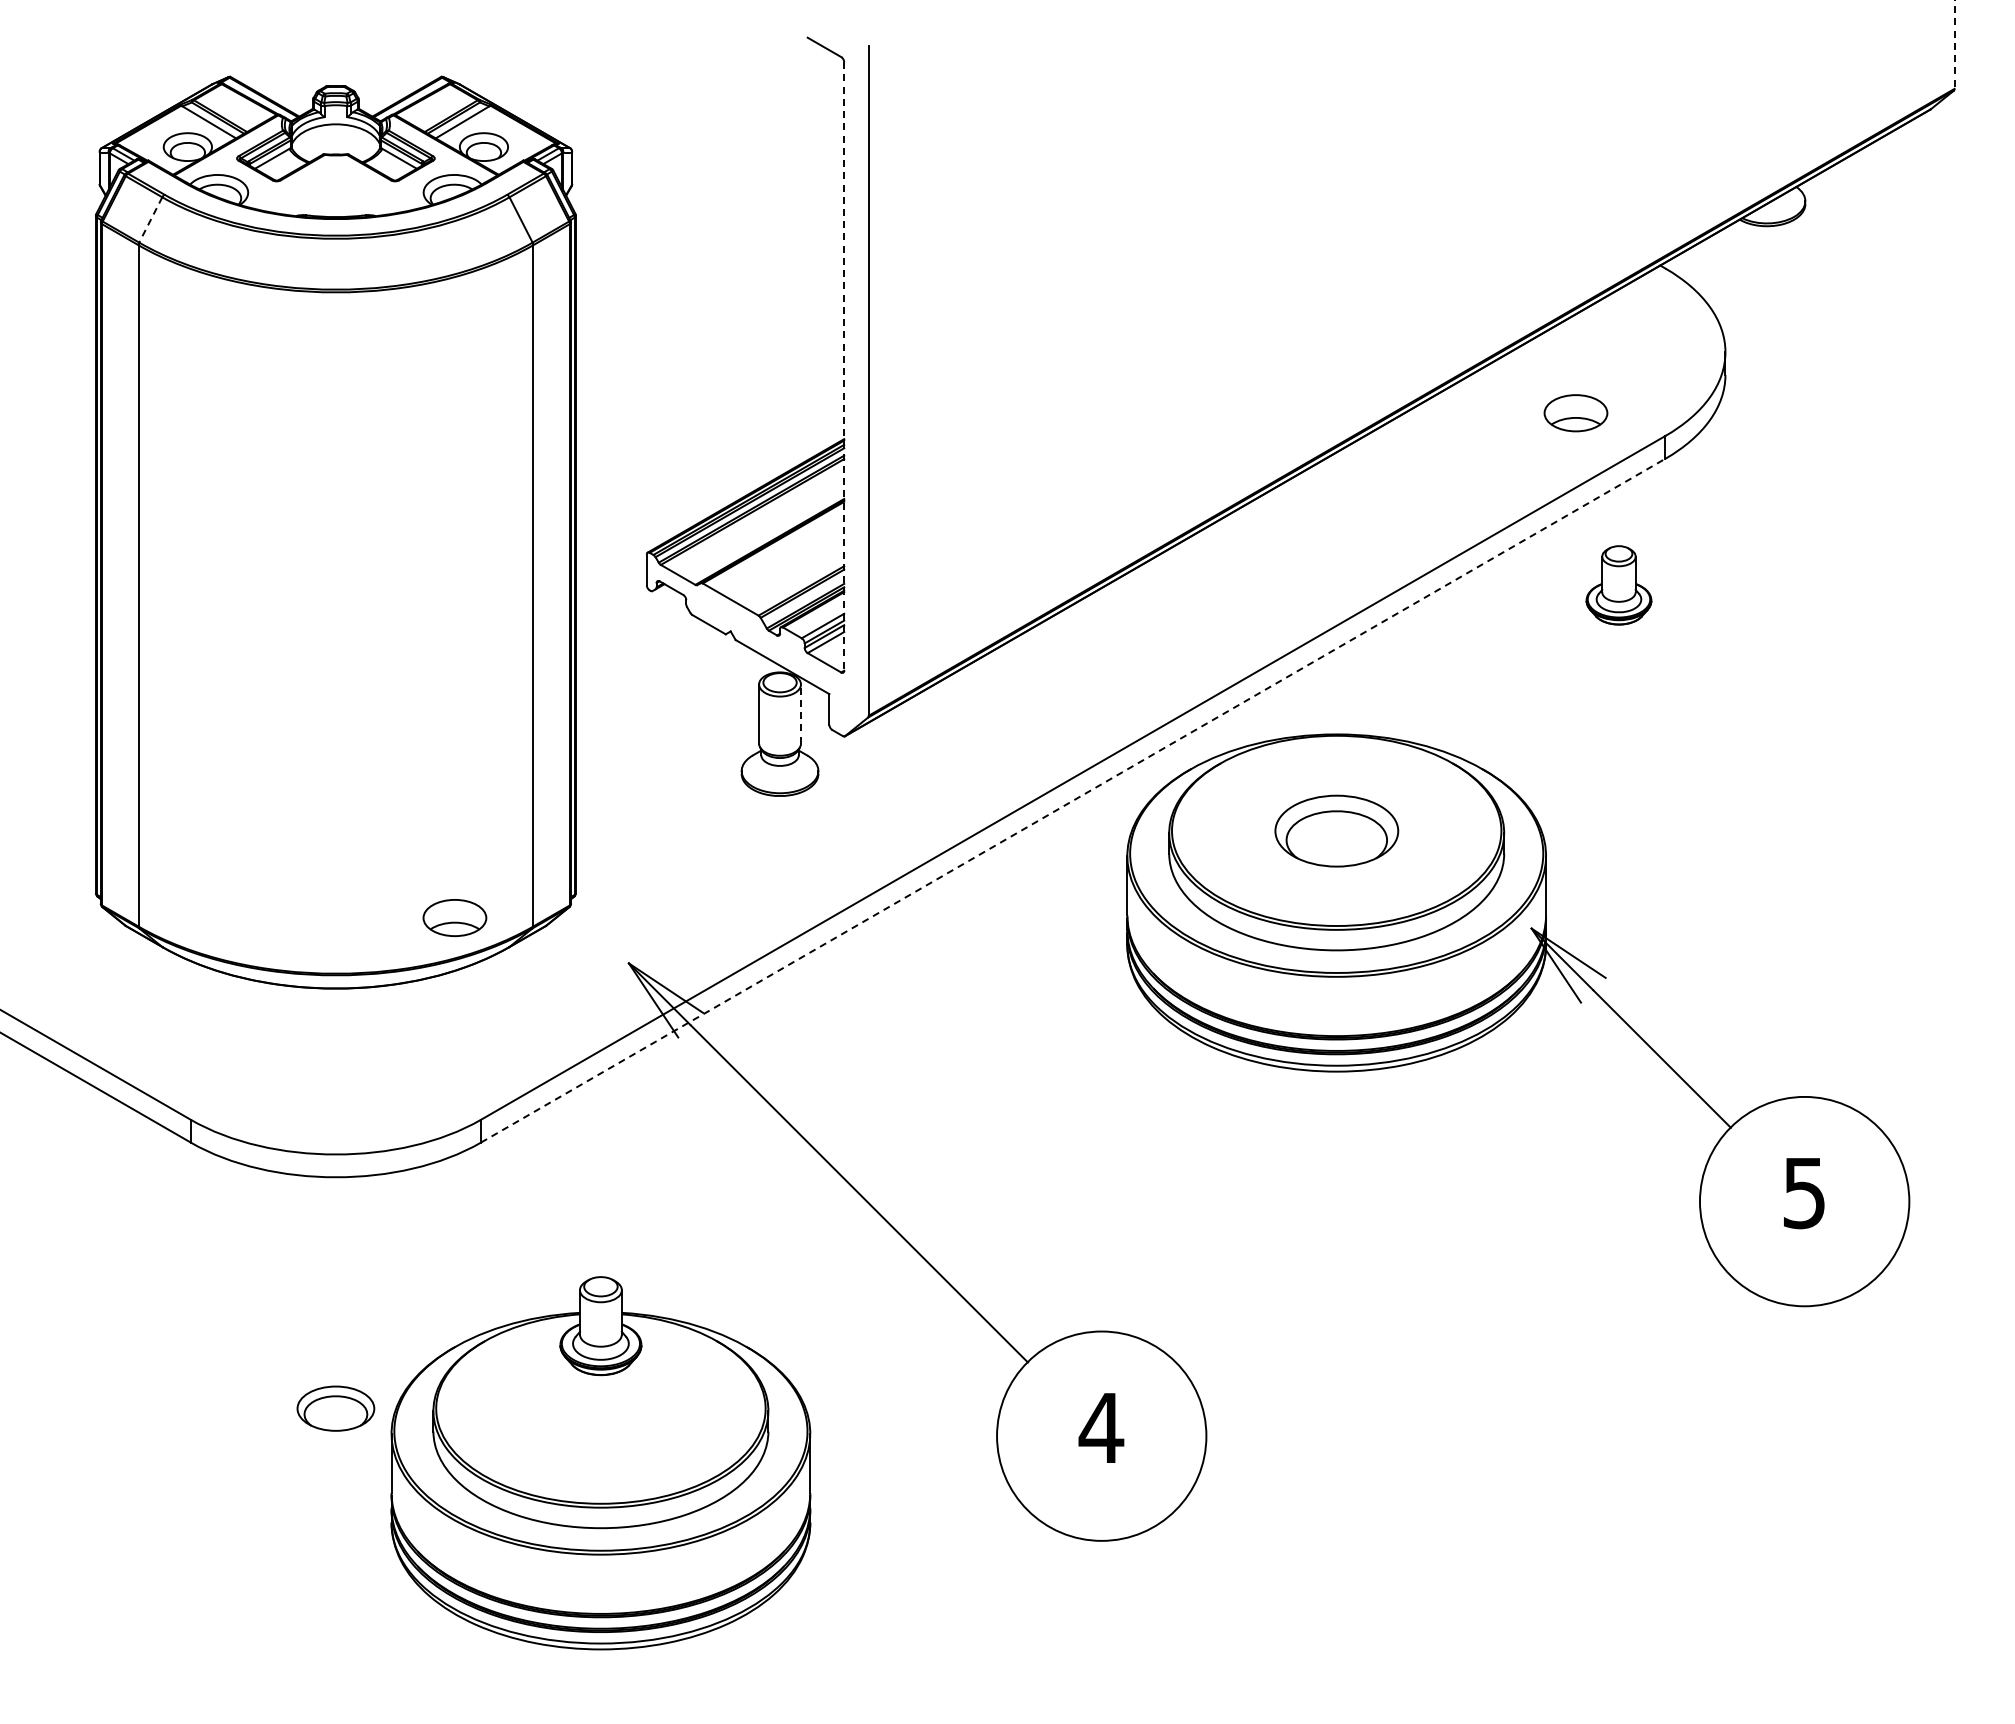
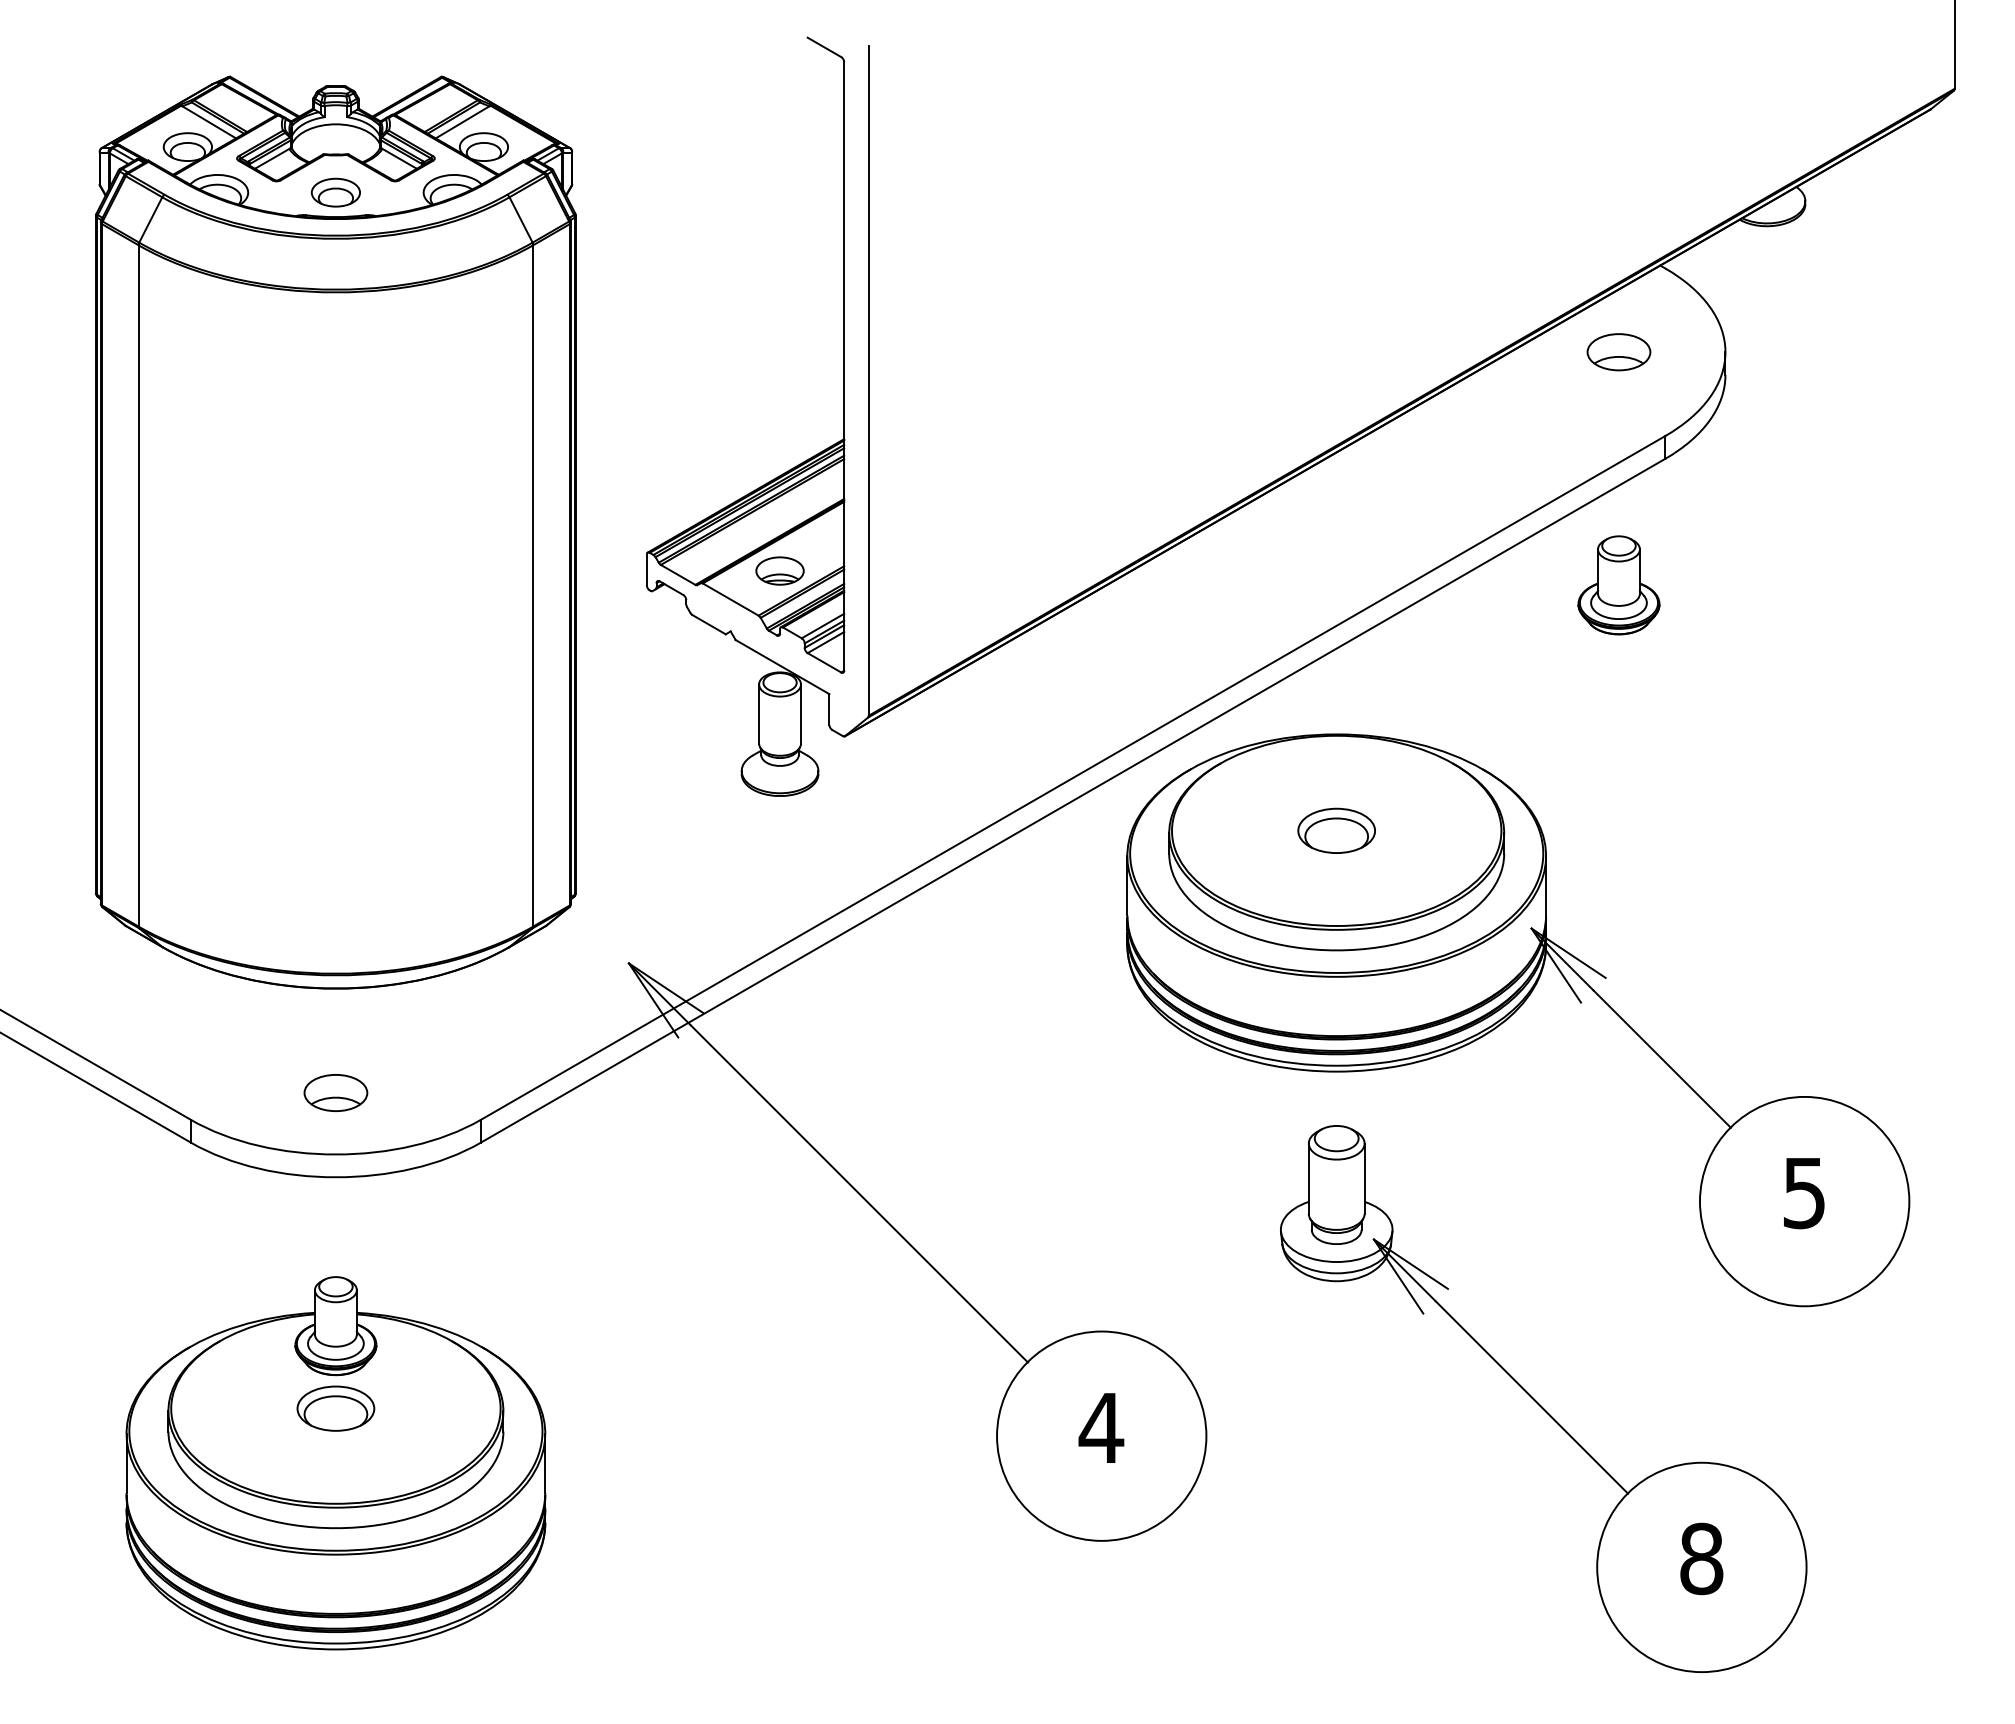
line: dashed -> solid (1954, 44)
part: none -> present (335, 192)
line: dashed -> solid (150, 220)
line: dashed -> solid (844, 367)
part position: (1575, 413) -> (1618, 352) (1618, 352)
part: none -> present (779, 570)
part size: 68x81 px -> 84x101 px (1618, 585)
line: dashed -> solid (801, 714)
line: dashed -> solid (1073, 800)
part size: 126x74 px -> 79x47 px (1336, 830)
part position: (454, 917) -> (335, 1092) (335, 1092)
part: none -> present (1538, 1402)
part position: (600, 1463) -> (335, 1463) (335, 1463)
